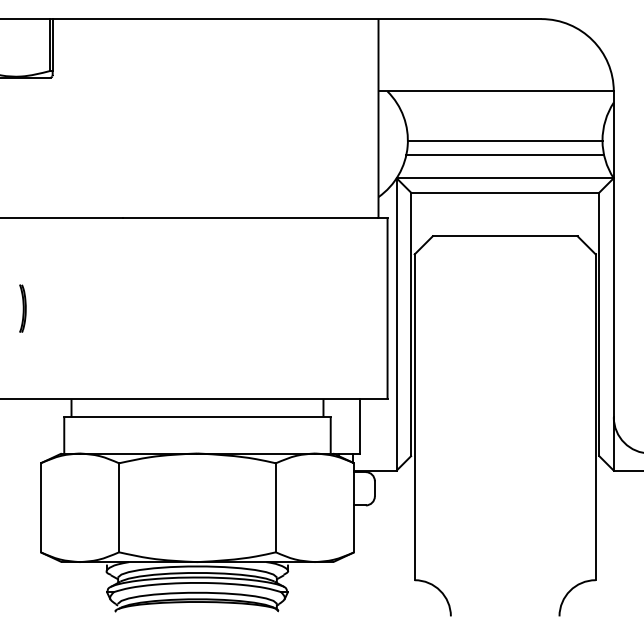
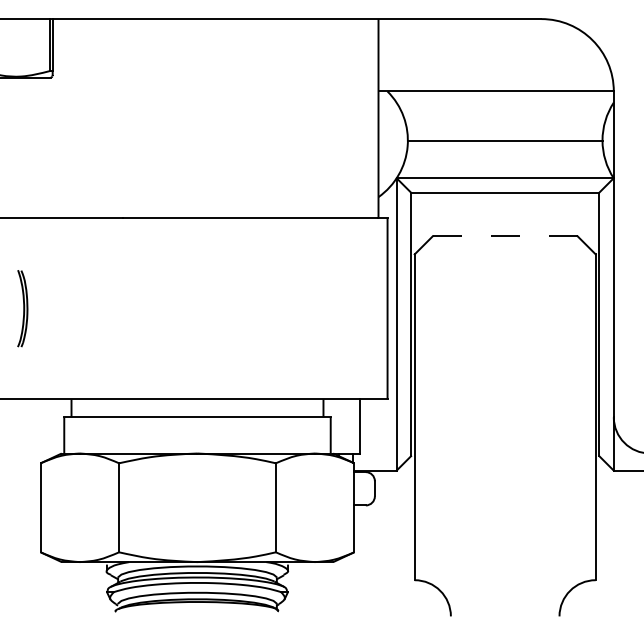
line: present -> none (505, 155)
line: solid -> dashed (505, 236)
part size: 8x49 px -> 12x78 px (22, 308)
